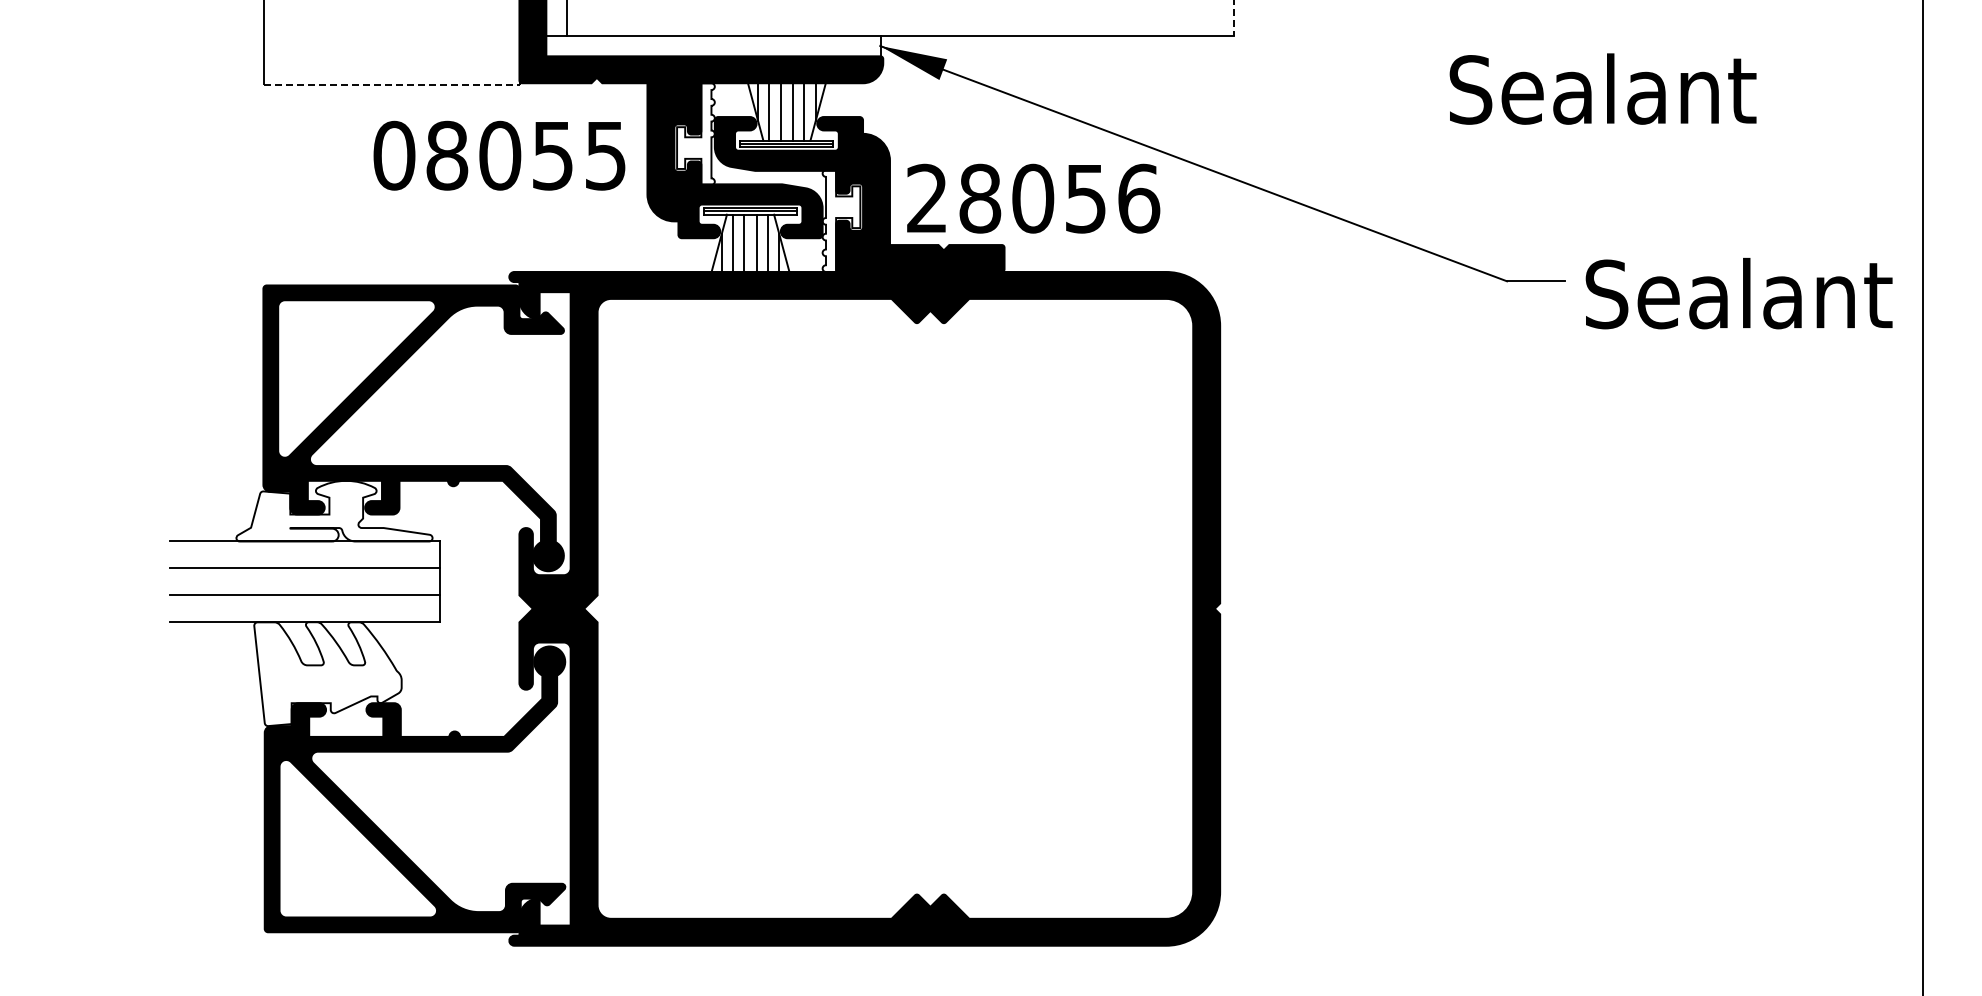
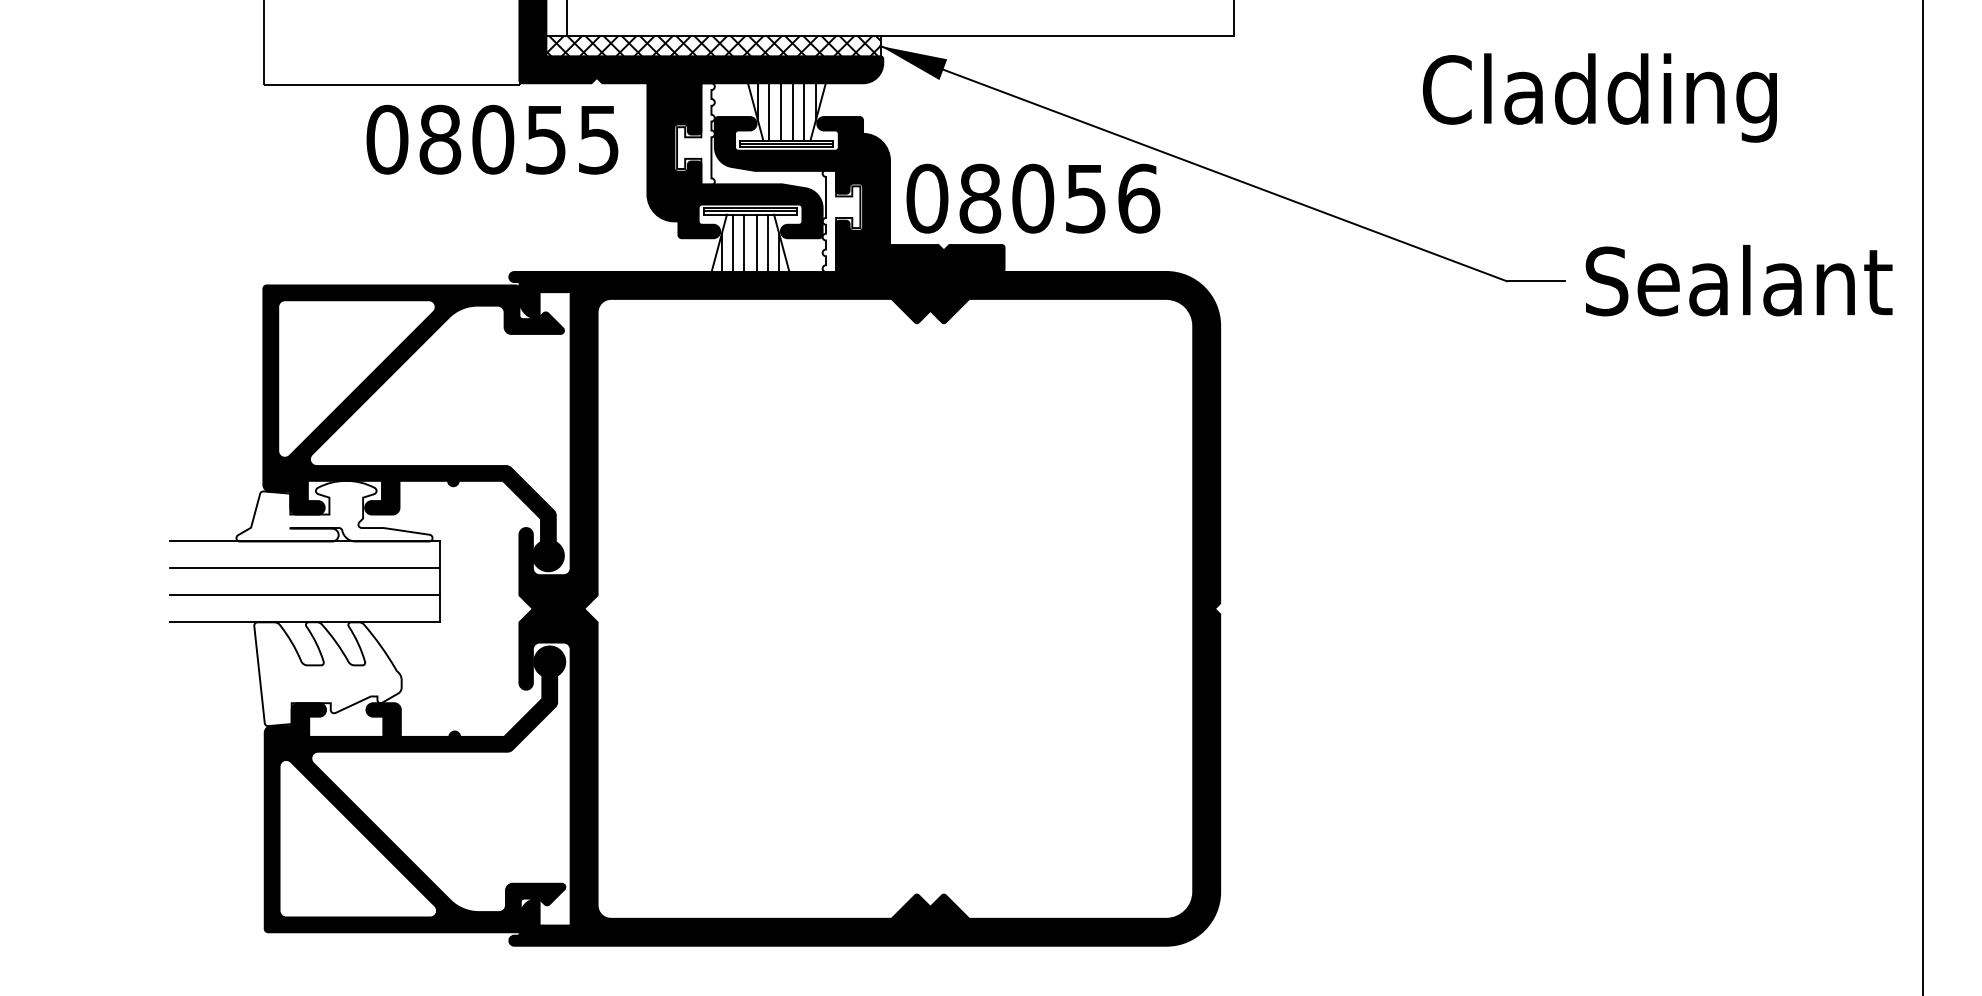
line: dashed -> solid (1233, 18)
hatch: none -> present (713, 46)
line: dashed -> solid (392, 84)
text: Sealant -> Cladding (1599, 97)
text position: (499, 155) -> (492, 139) (492, 139)
text: 28056 -> 08056 (927, 198)
text position: (1738, 293) -> (1738, 280) (1738, 280)
